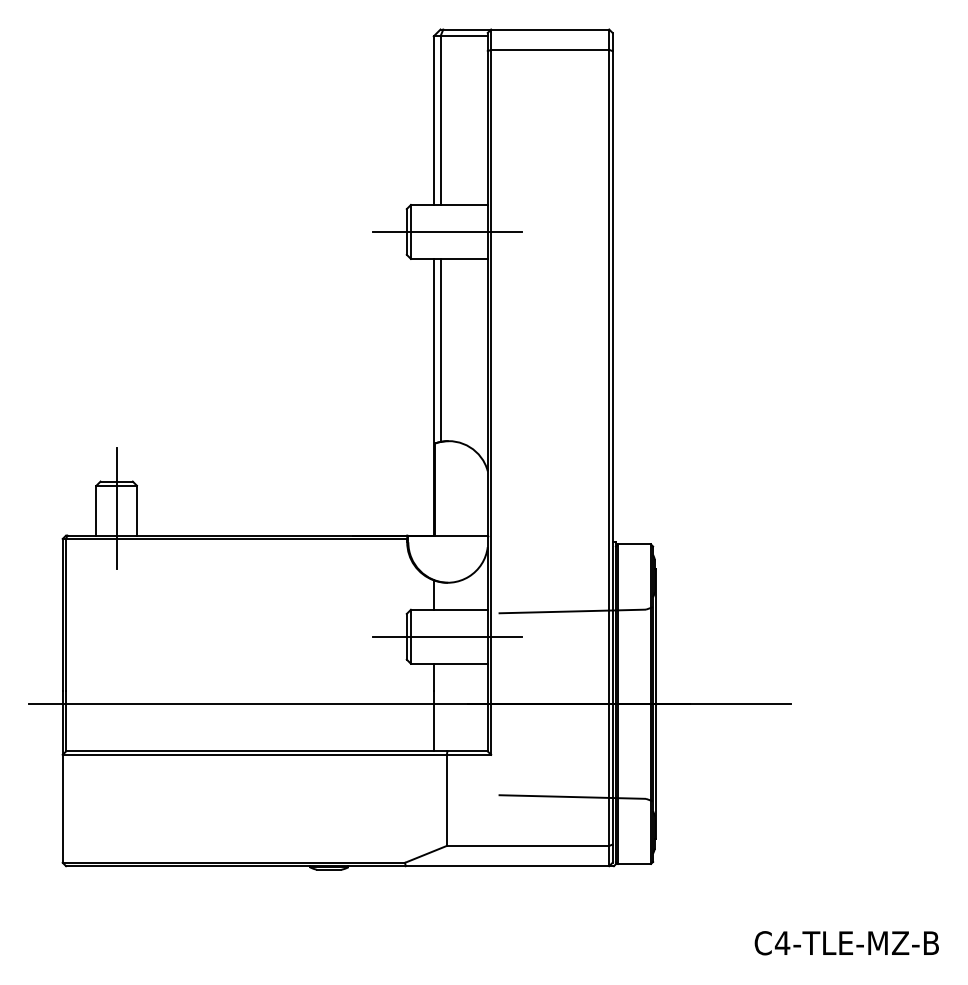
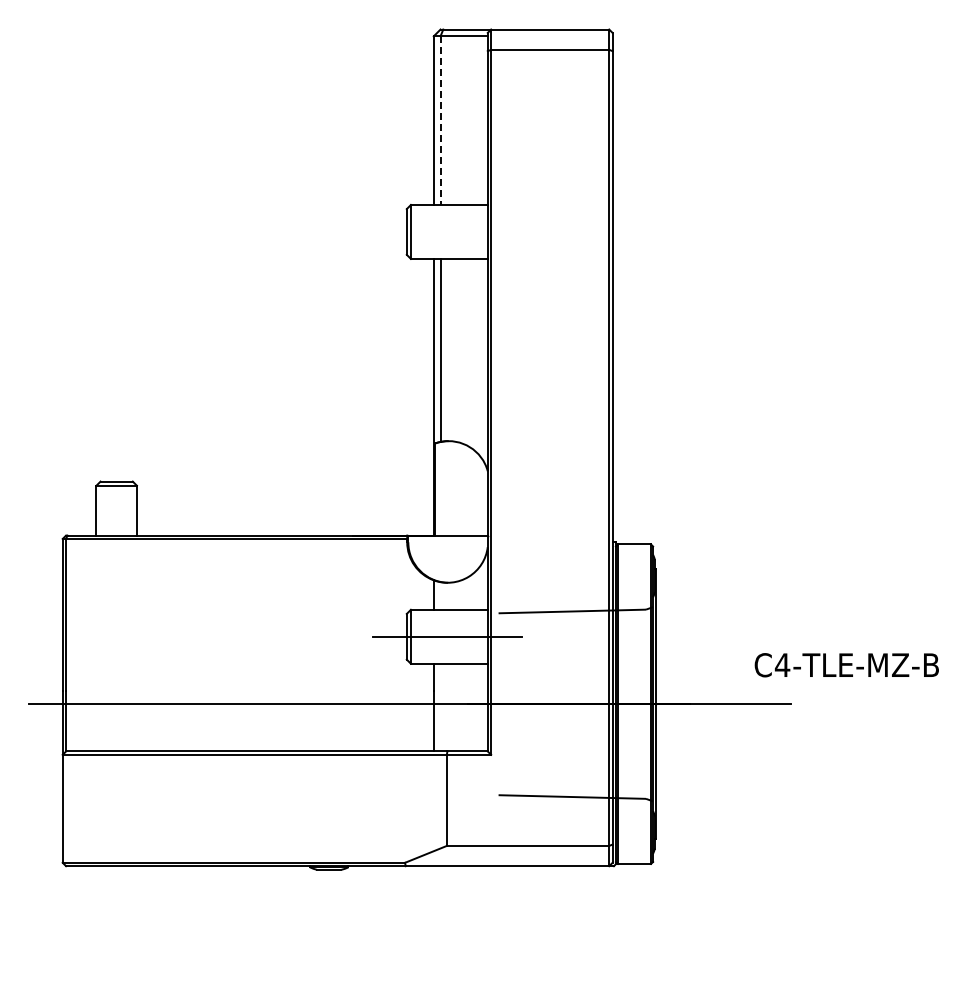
line: solid -> dashed (440, 121)
line: present -> none (447, 231)
line: present -> none (116, 508)
text position: (846, 943) -> (846, 665) (846, 665)
